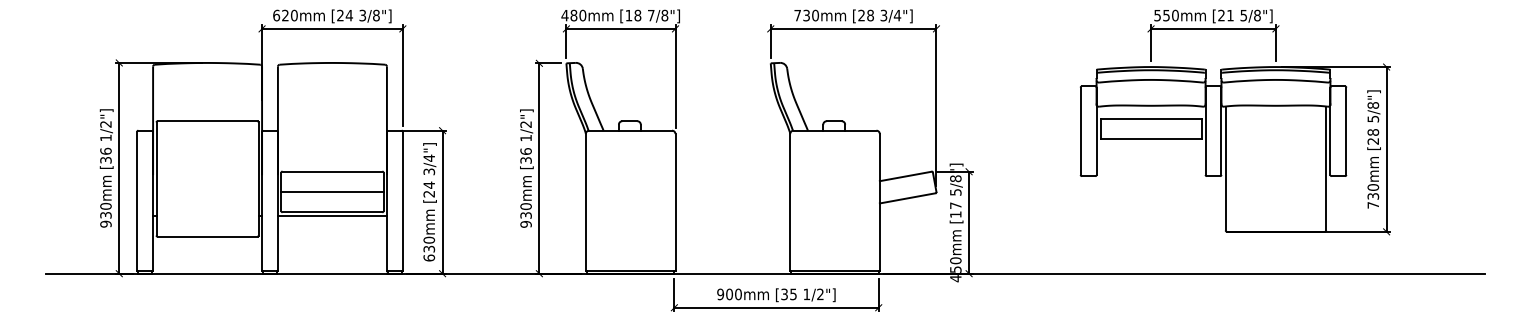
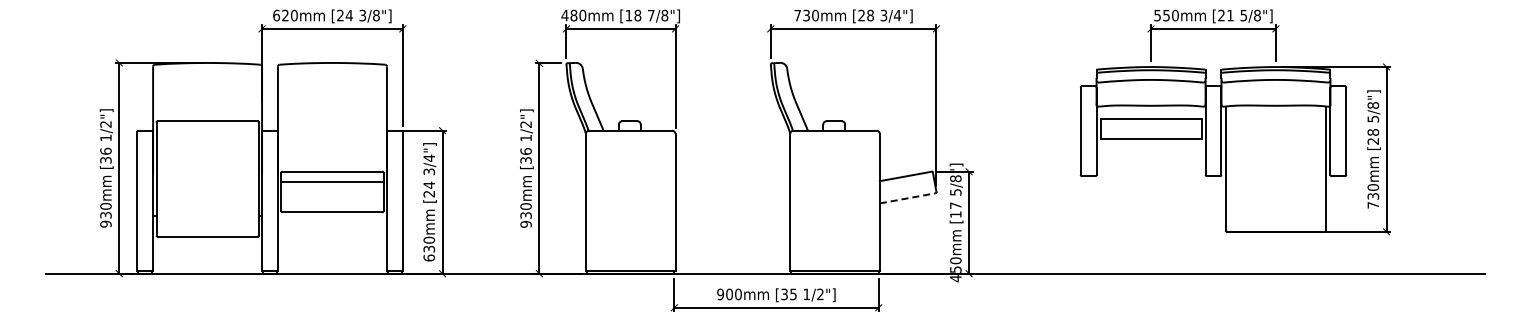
line position: (332, 191) -> (332, 181) (332, 181)
line: solid -> dashed (908, 198)
line: present -> none (331, 215)
